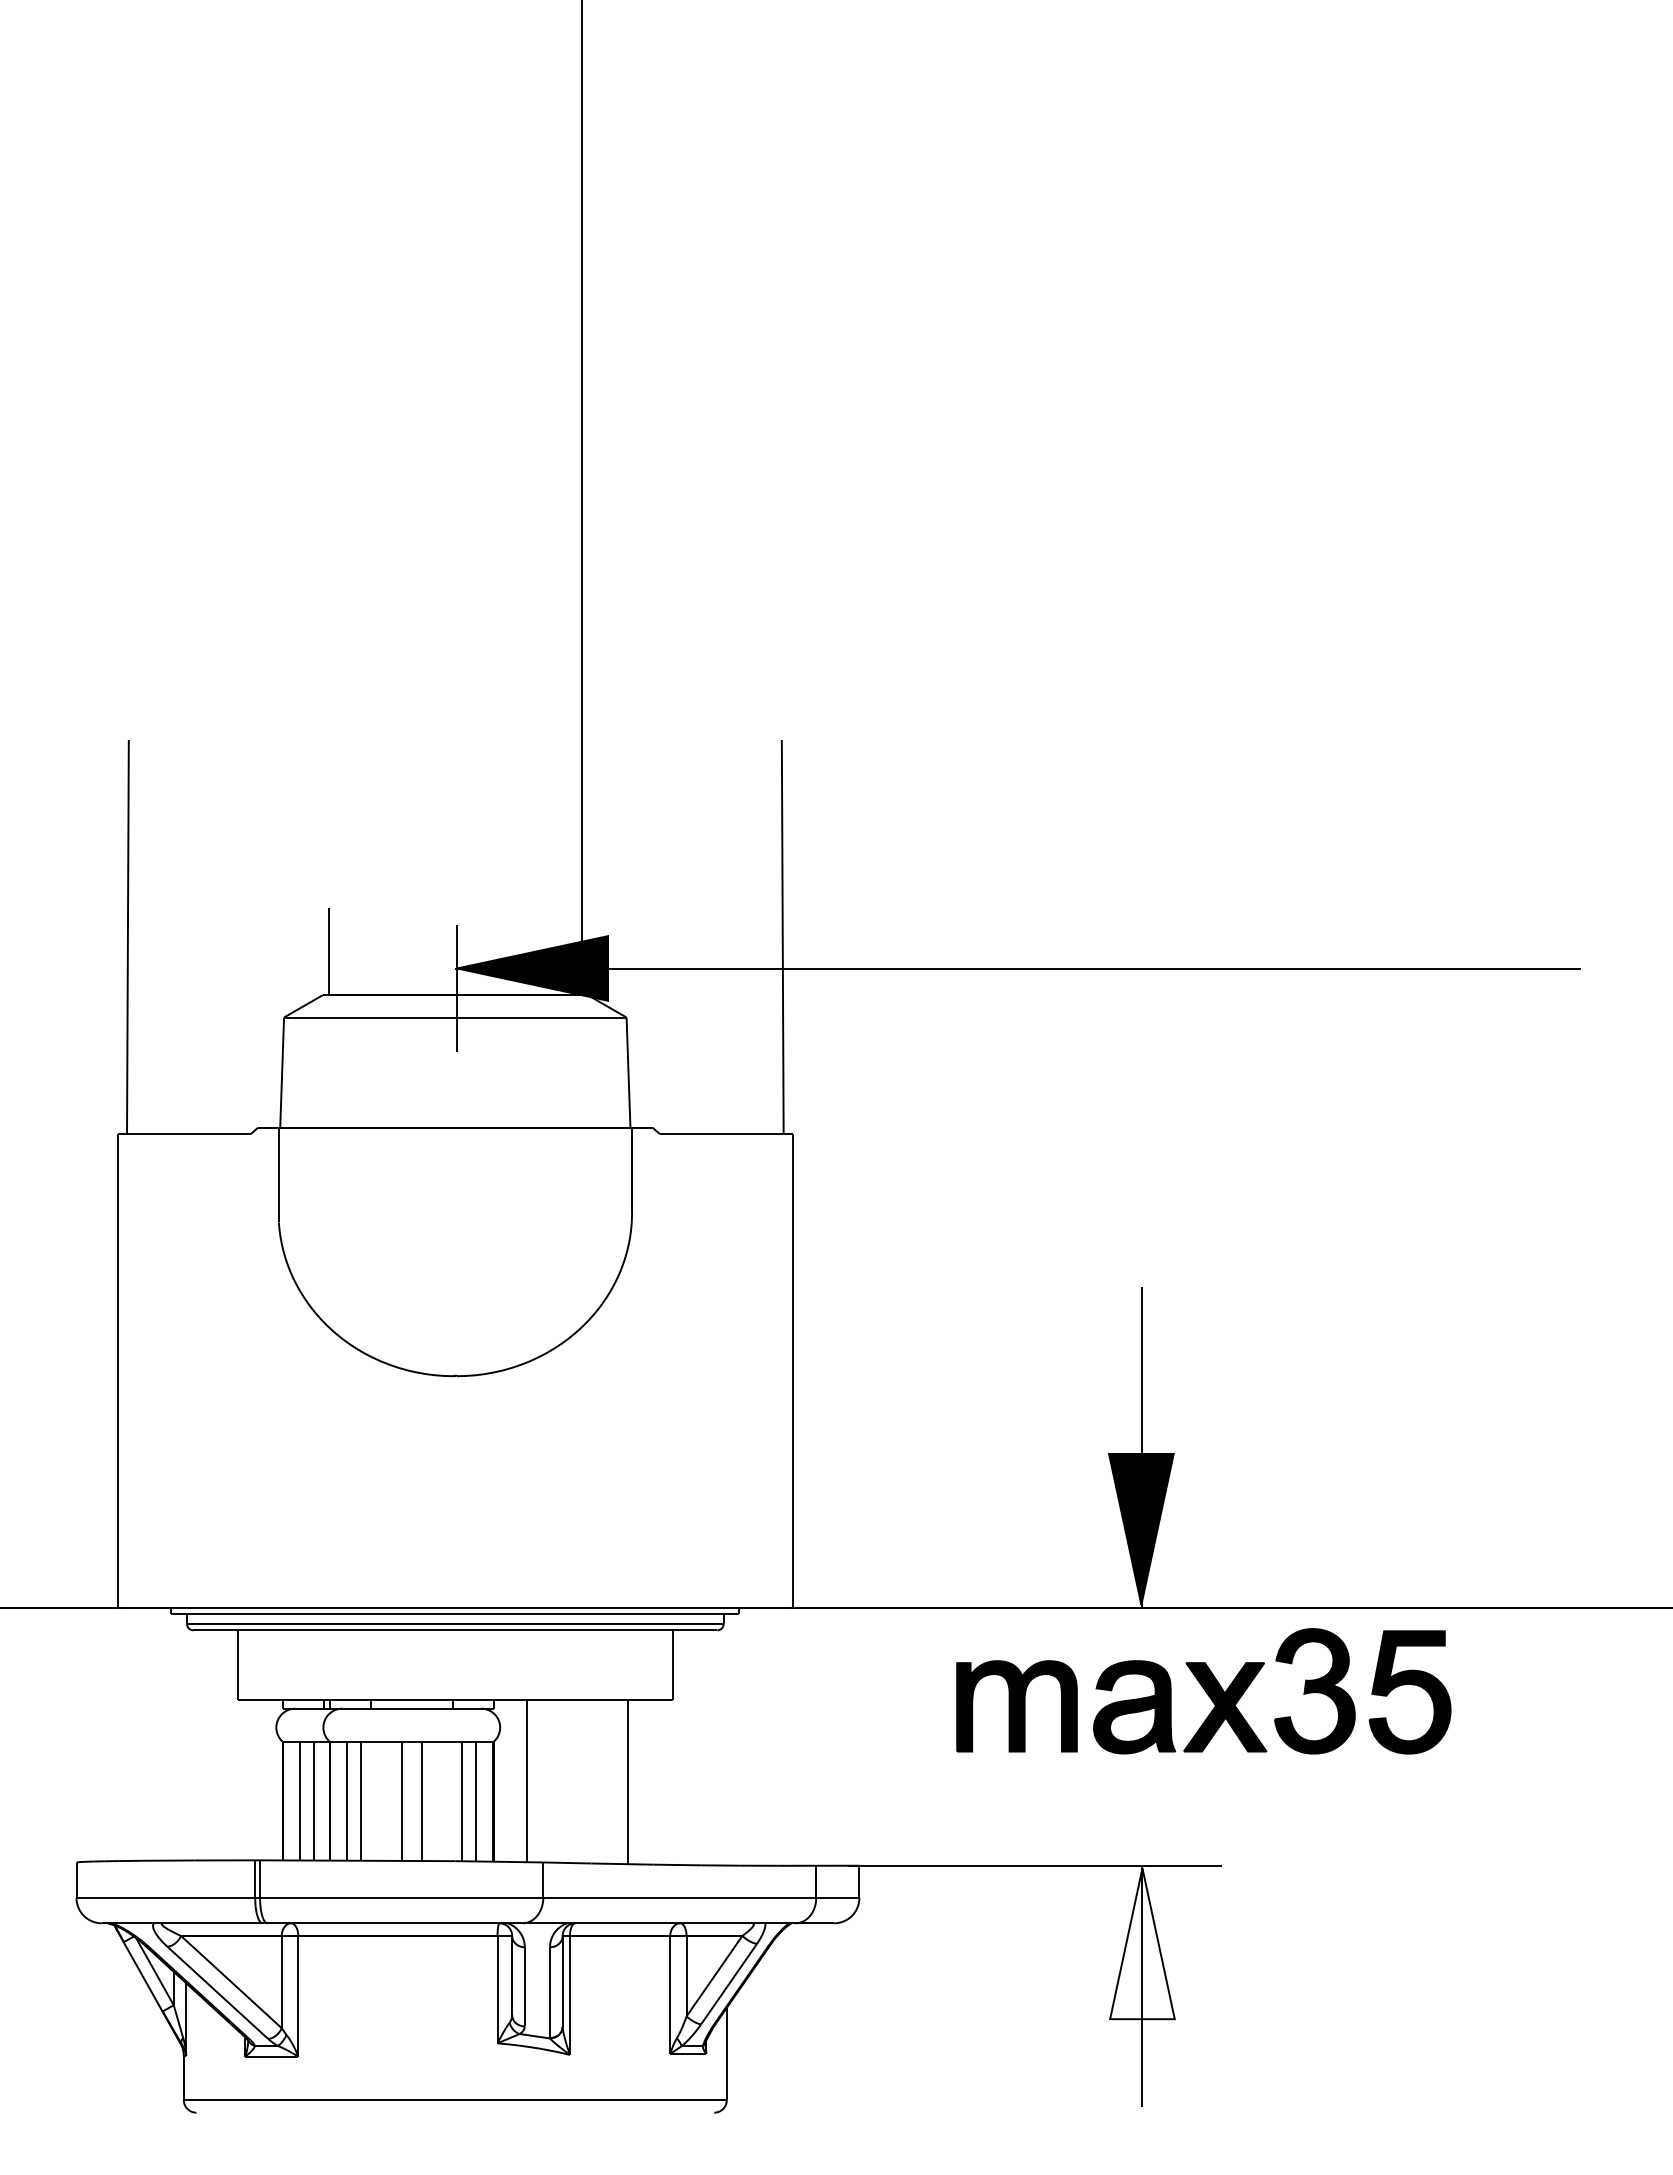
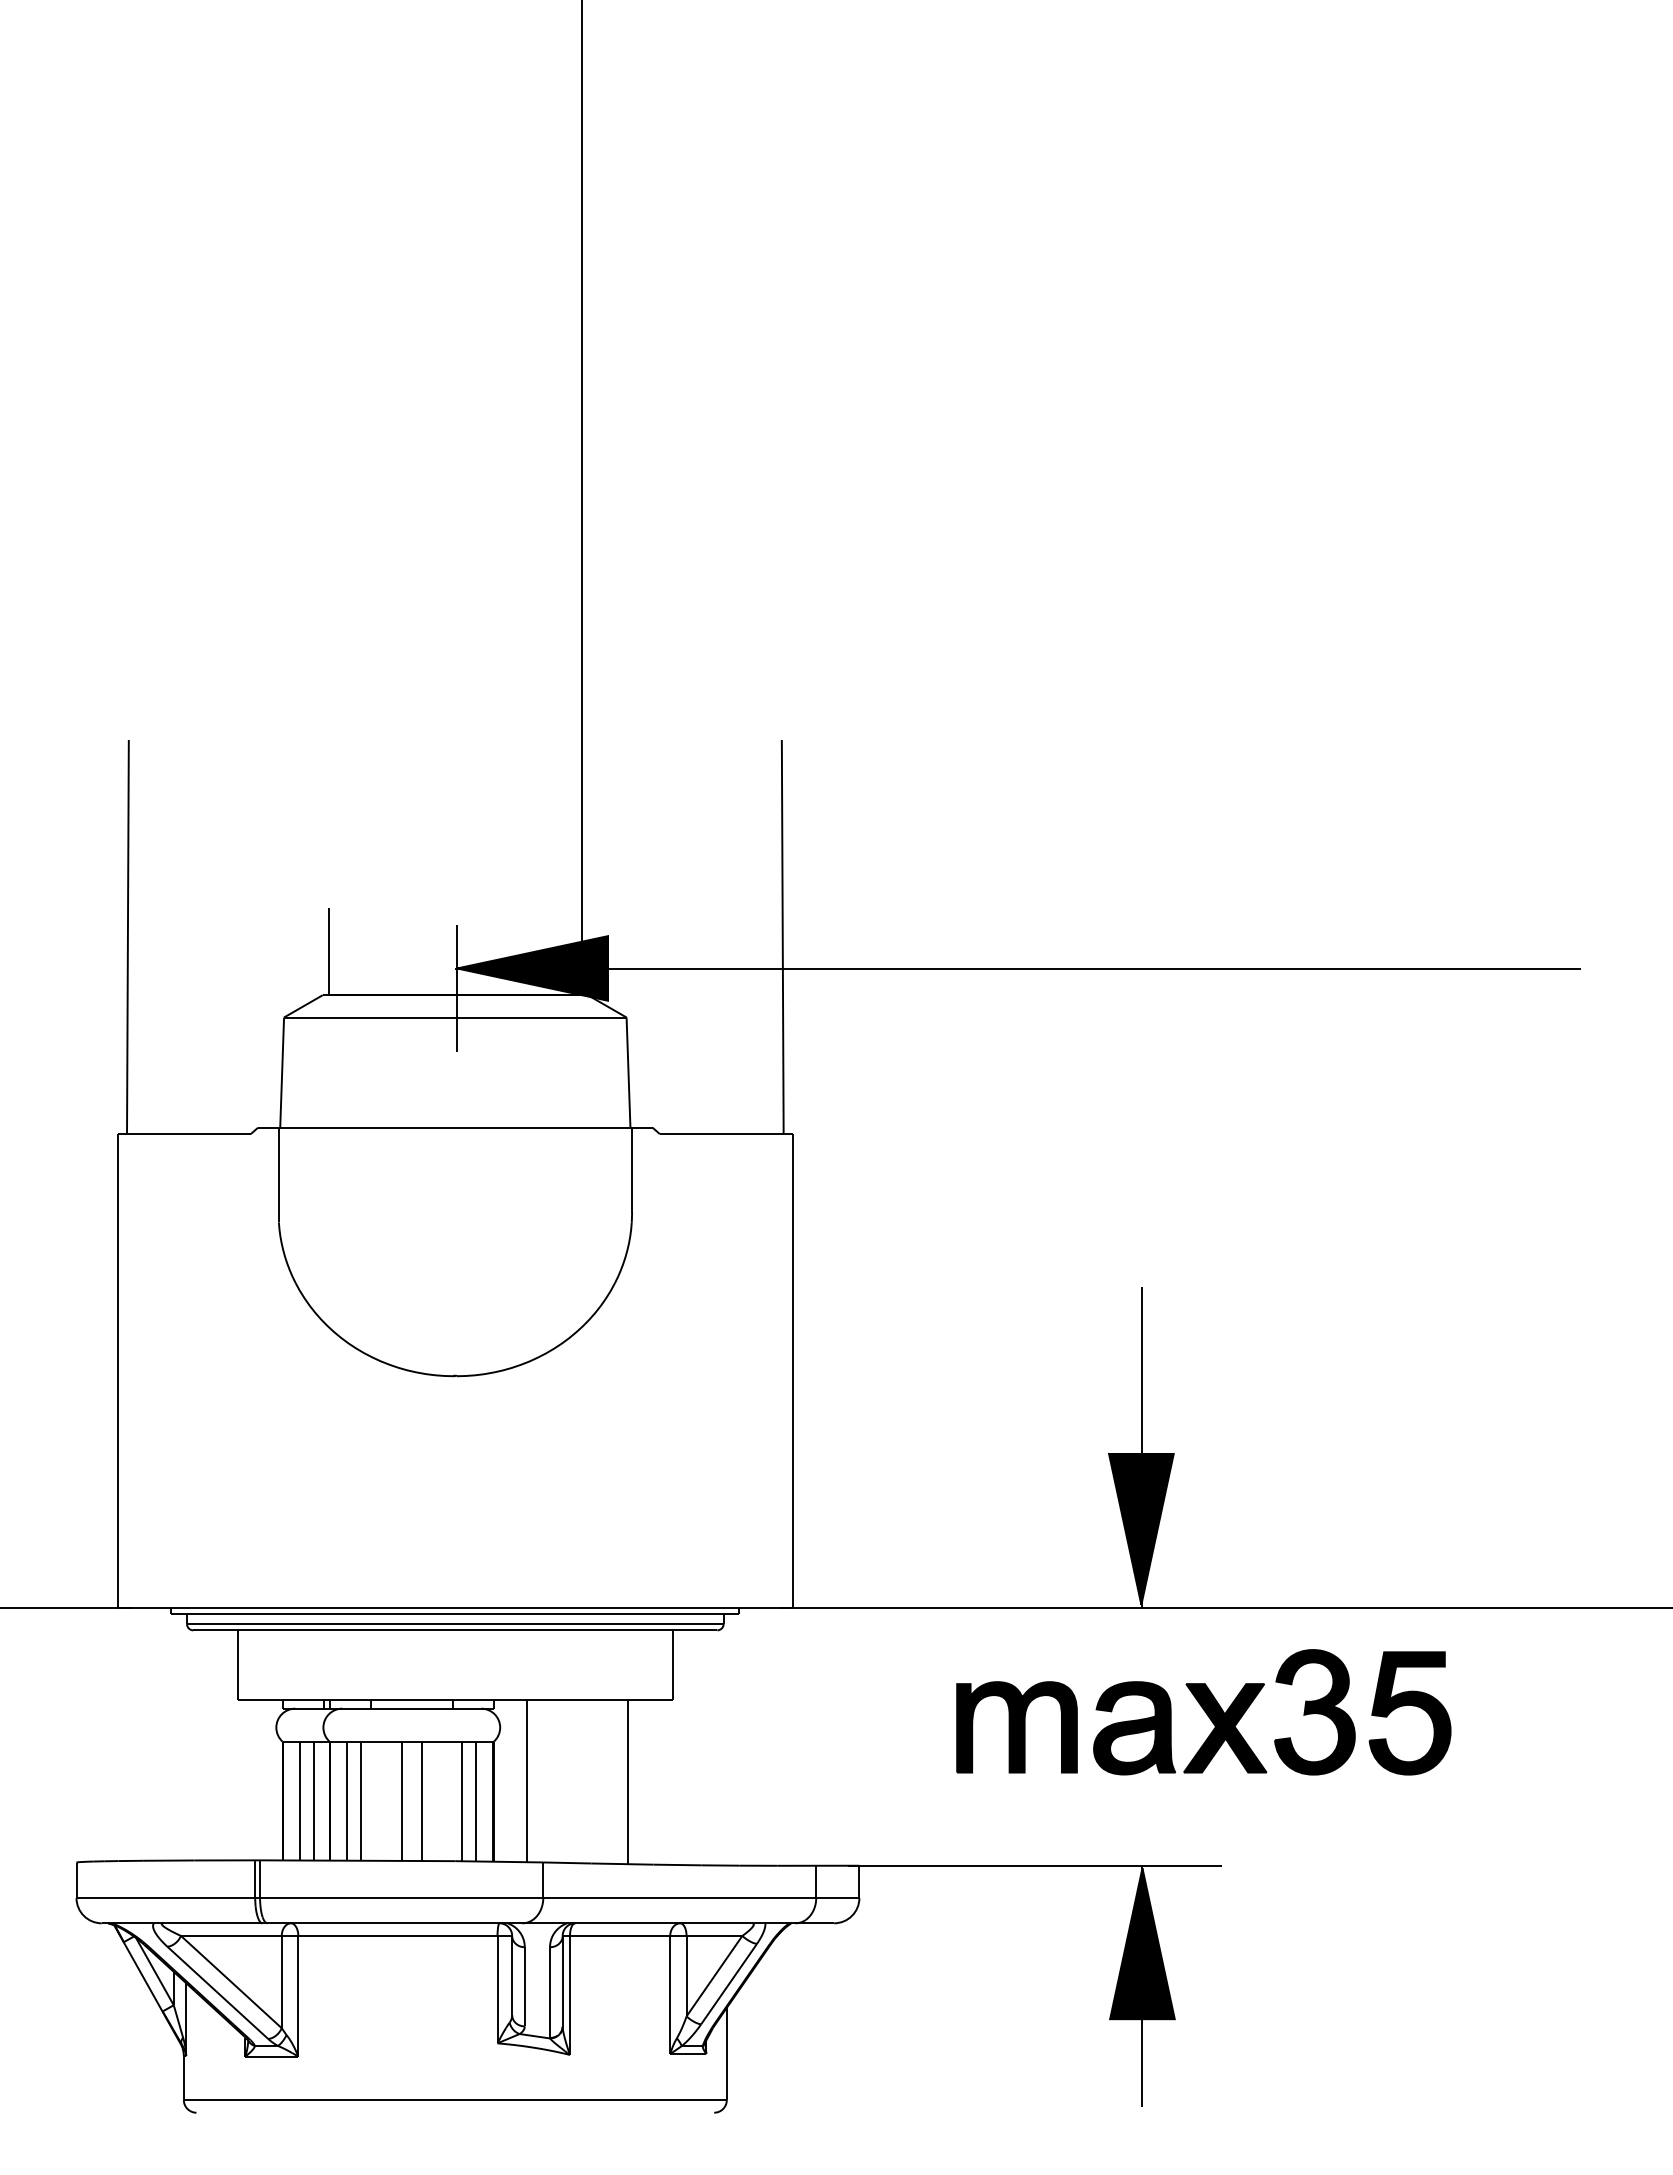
part position: (1203, 1691) -> (1203, 1712) (1203, 1712)
fill: none -> present (1142, 1943)
